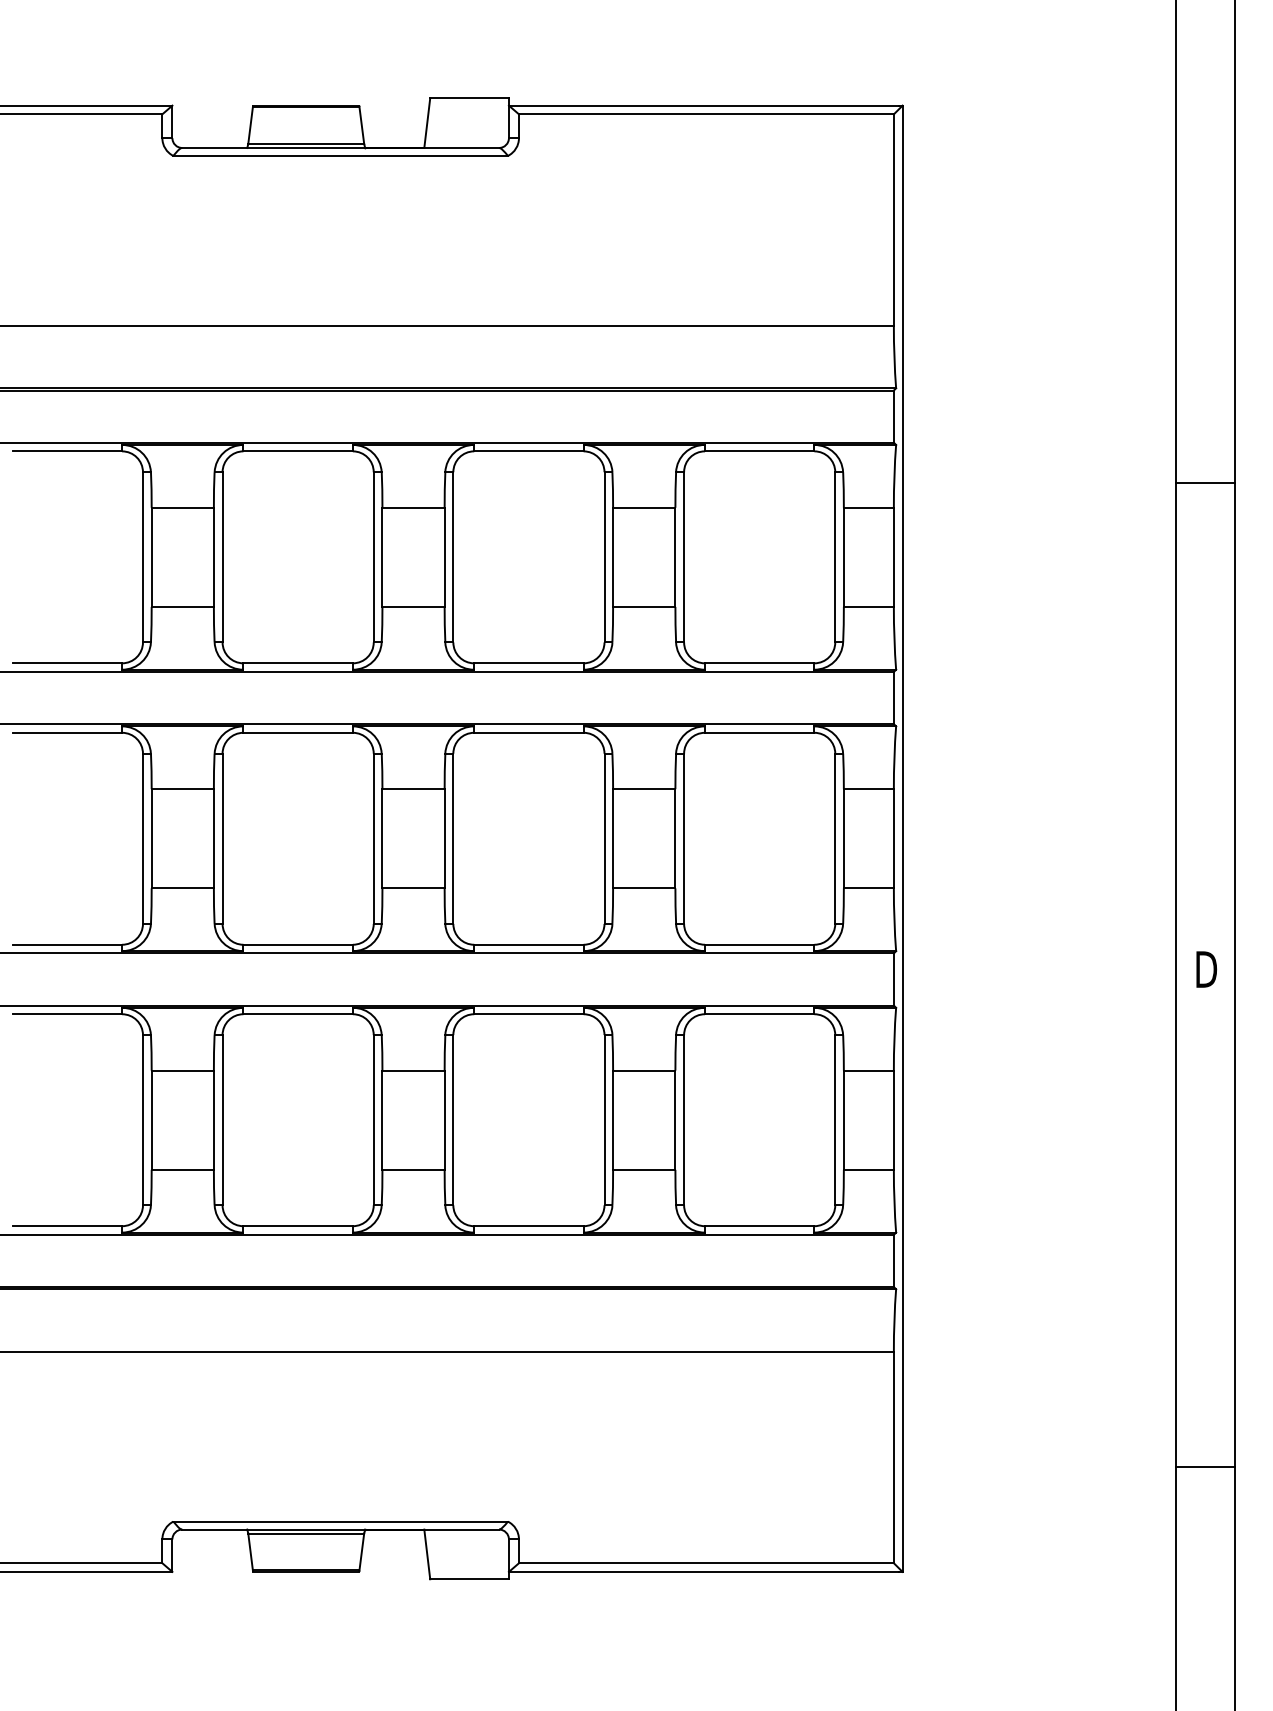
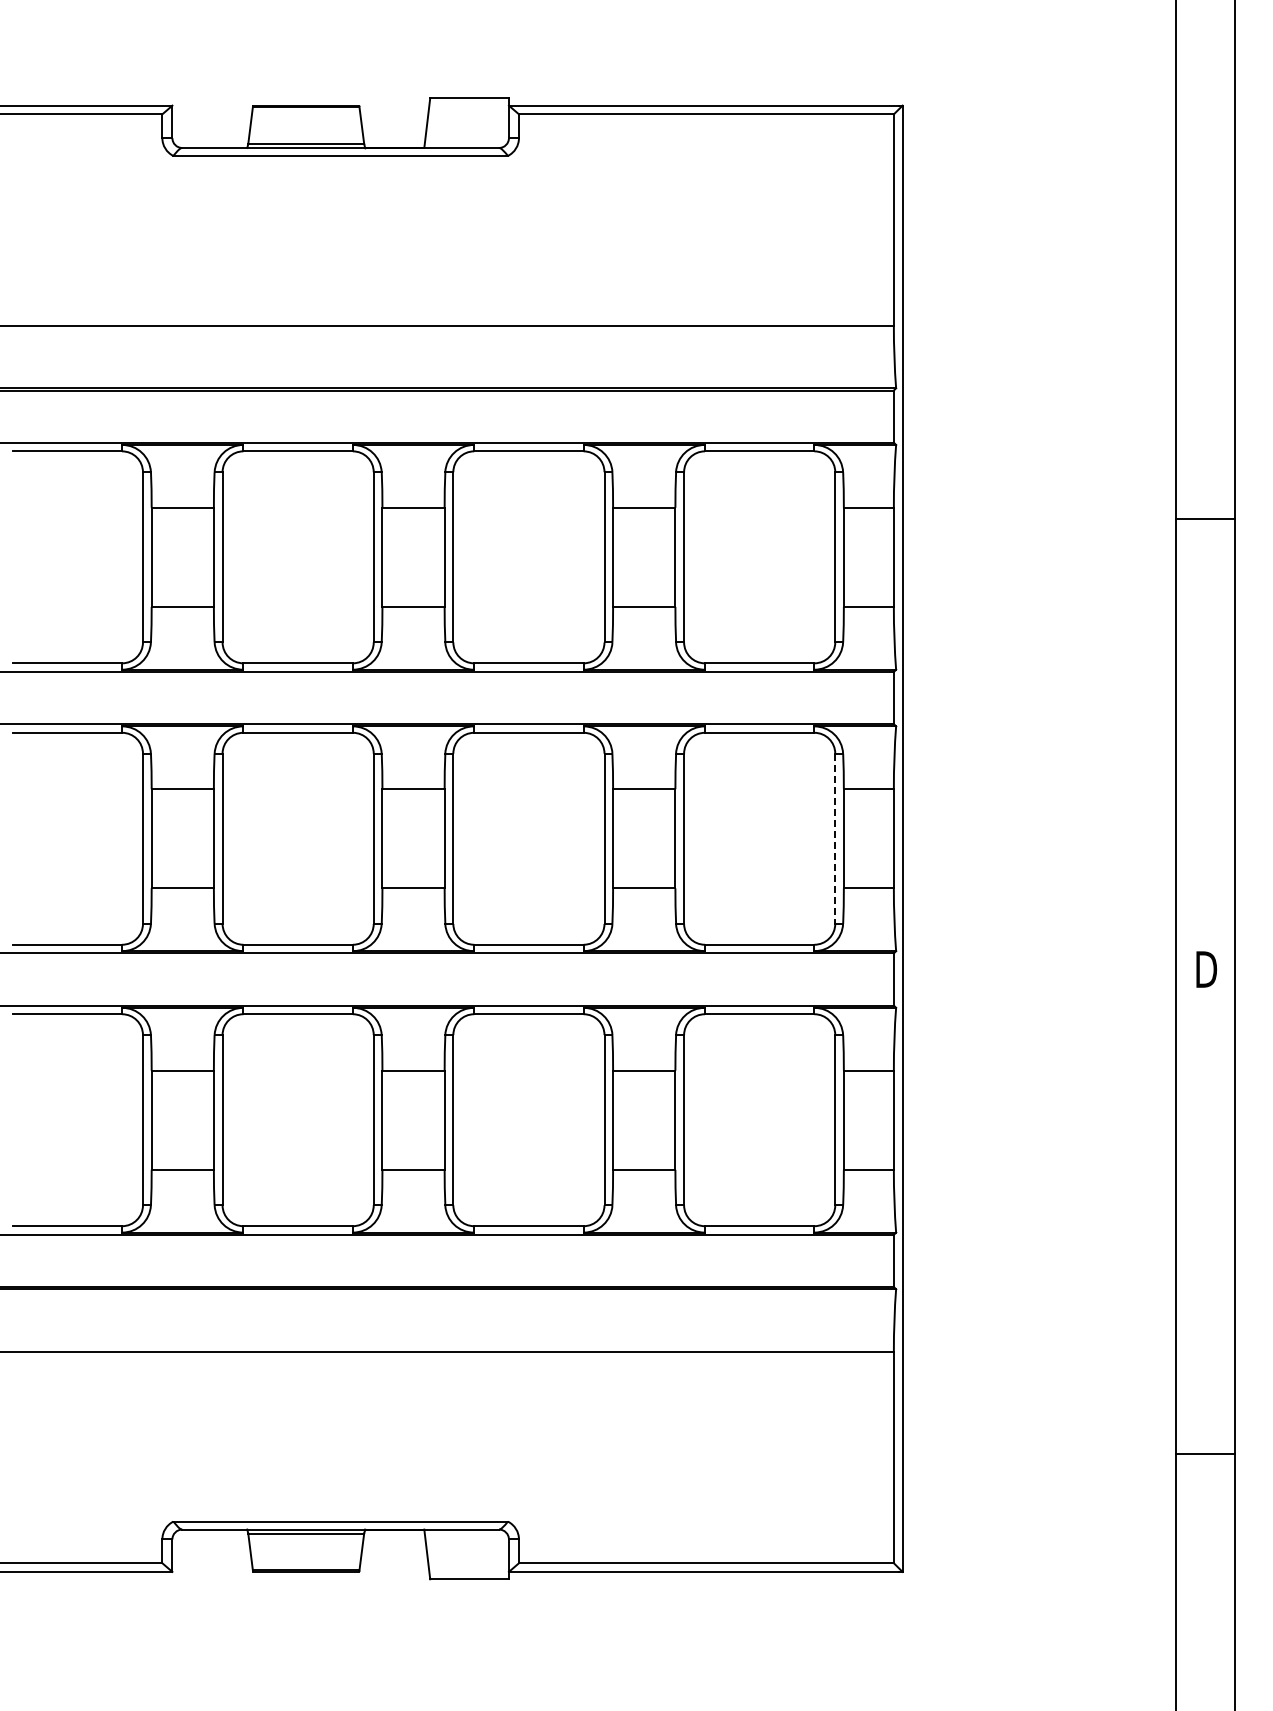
line position: (1204, 483) -> (1204, 519) (1204, 519)
line: solid -> dashed (835, 839)
line position: (1204, 1467) -> (1204, 1454) (1204, 1454)
